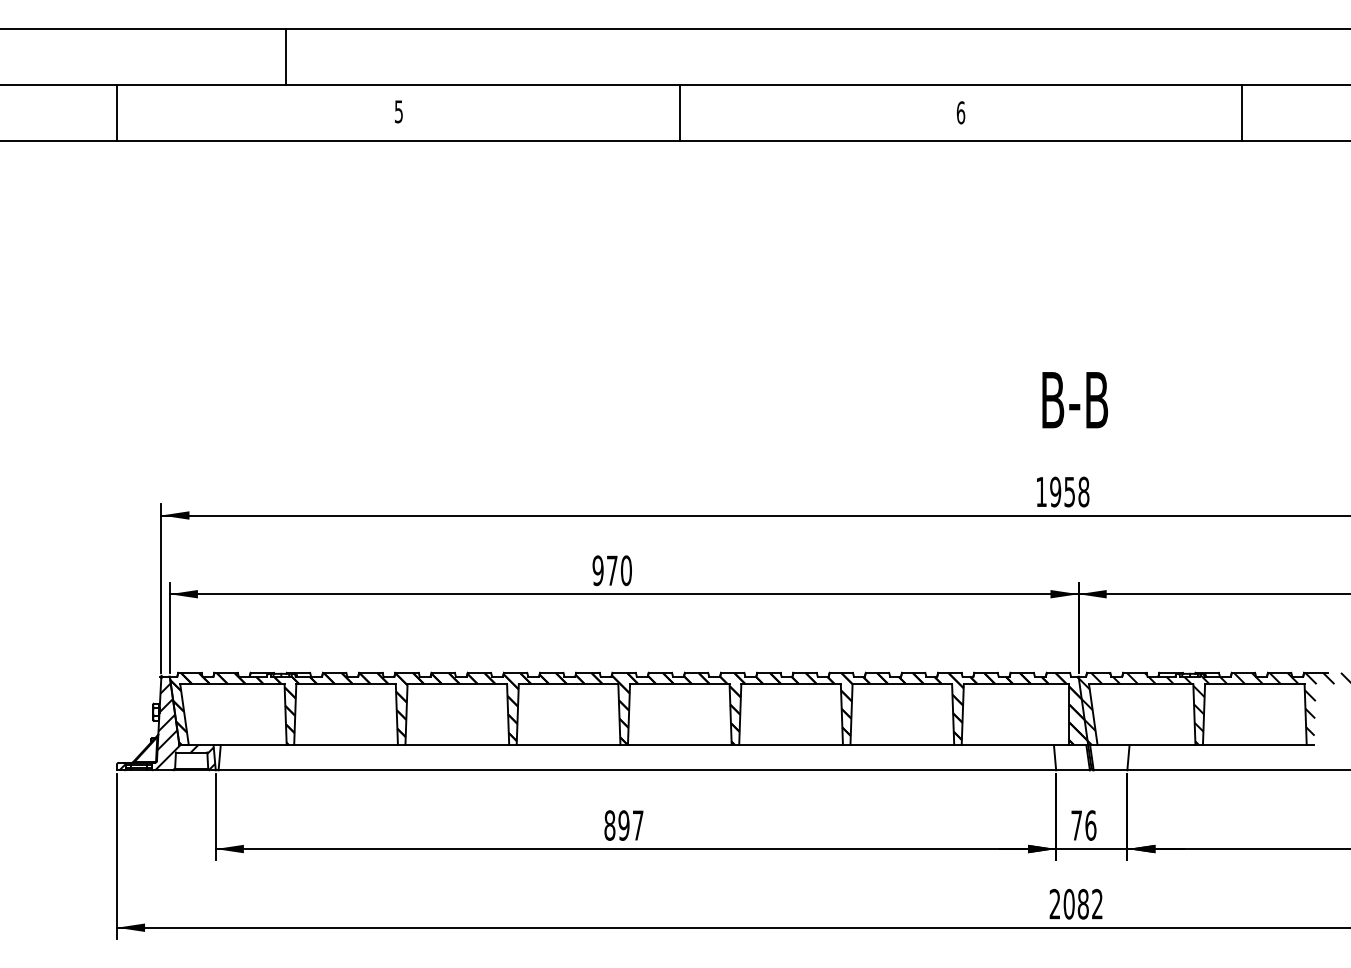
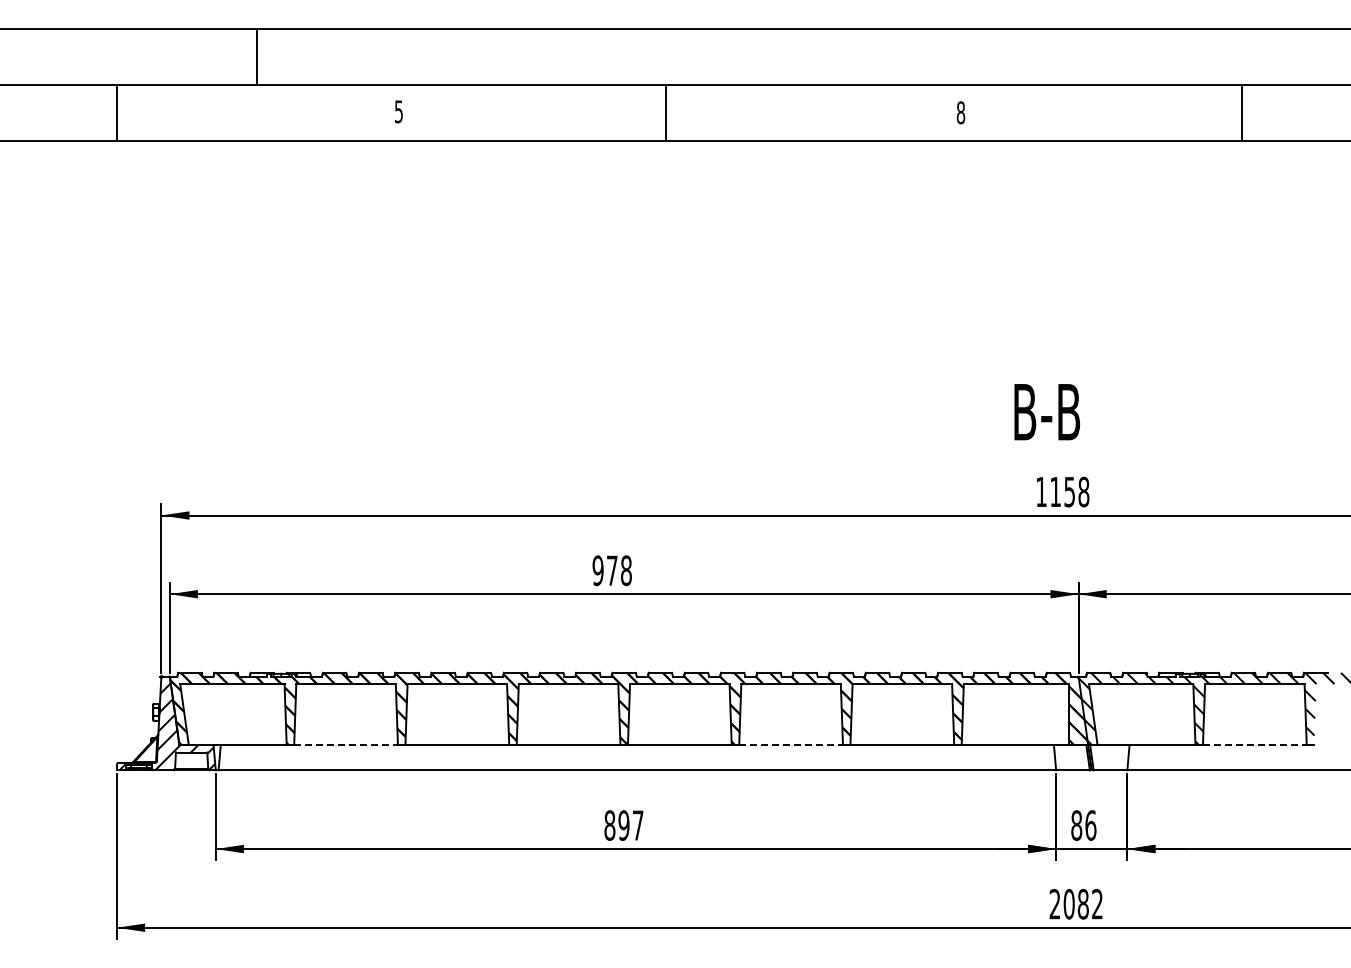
line position: (286, 57) -> (257, 57) (257, 57)
text: 6 -> 8 (960, 112)
line position: (679, 113) -> (665, 113) (665, 113)
text position: (1075, 400) -> (1047, 412) (1047, 412)
text: 1958 -> 1158 (1055, 491)
text: 970 -> 978 (625, 570)
line: solid -> dashed (346, 745)
line: solid -> dashed (791, 745)
line: solid -> dashed (1254, 745)
text: 76 -> 86 (1076, 825)
